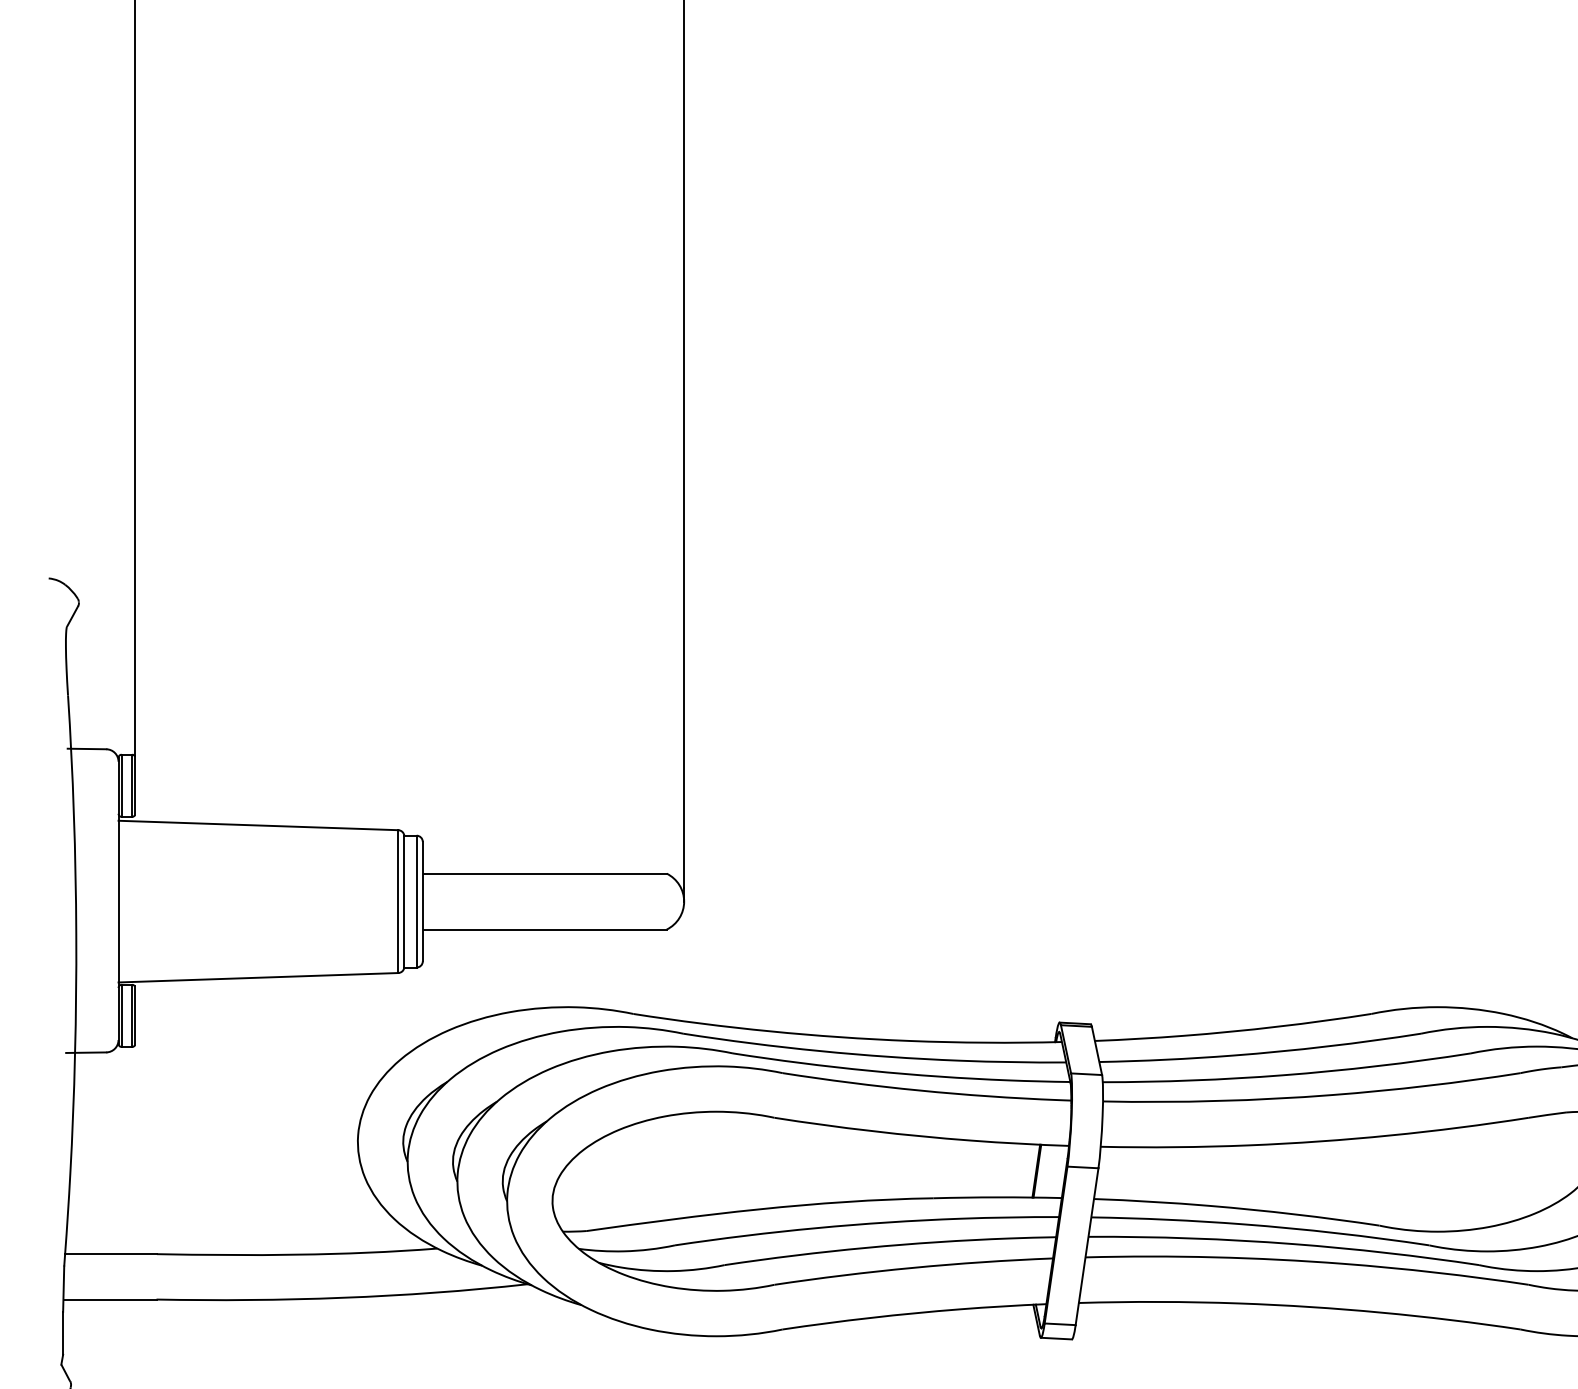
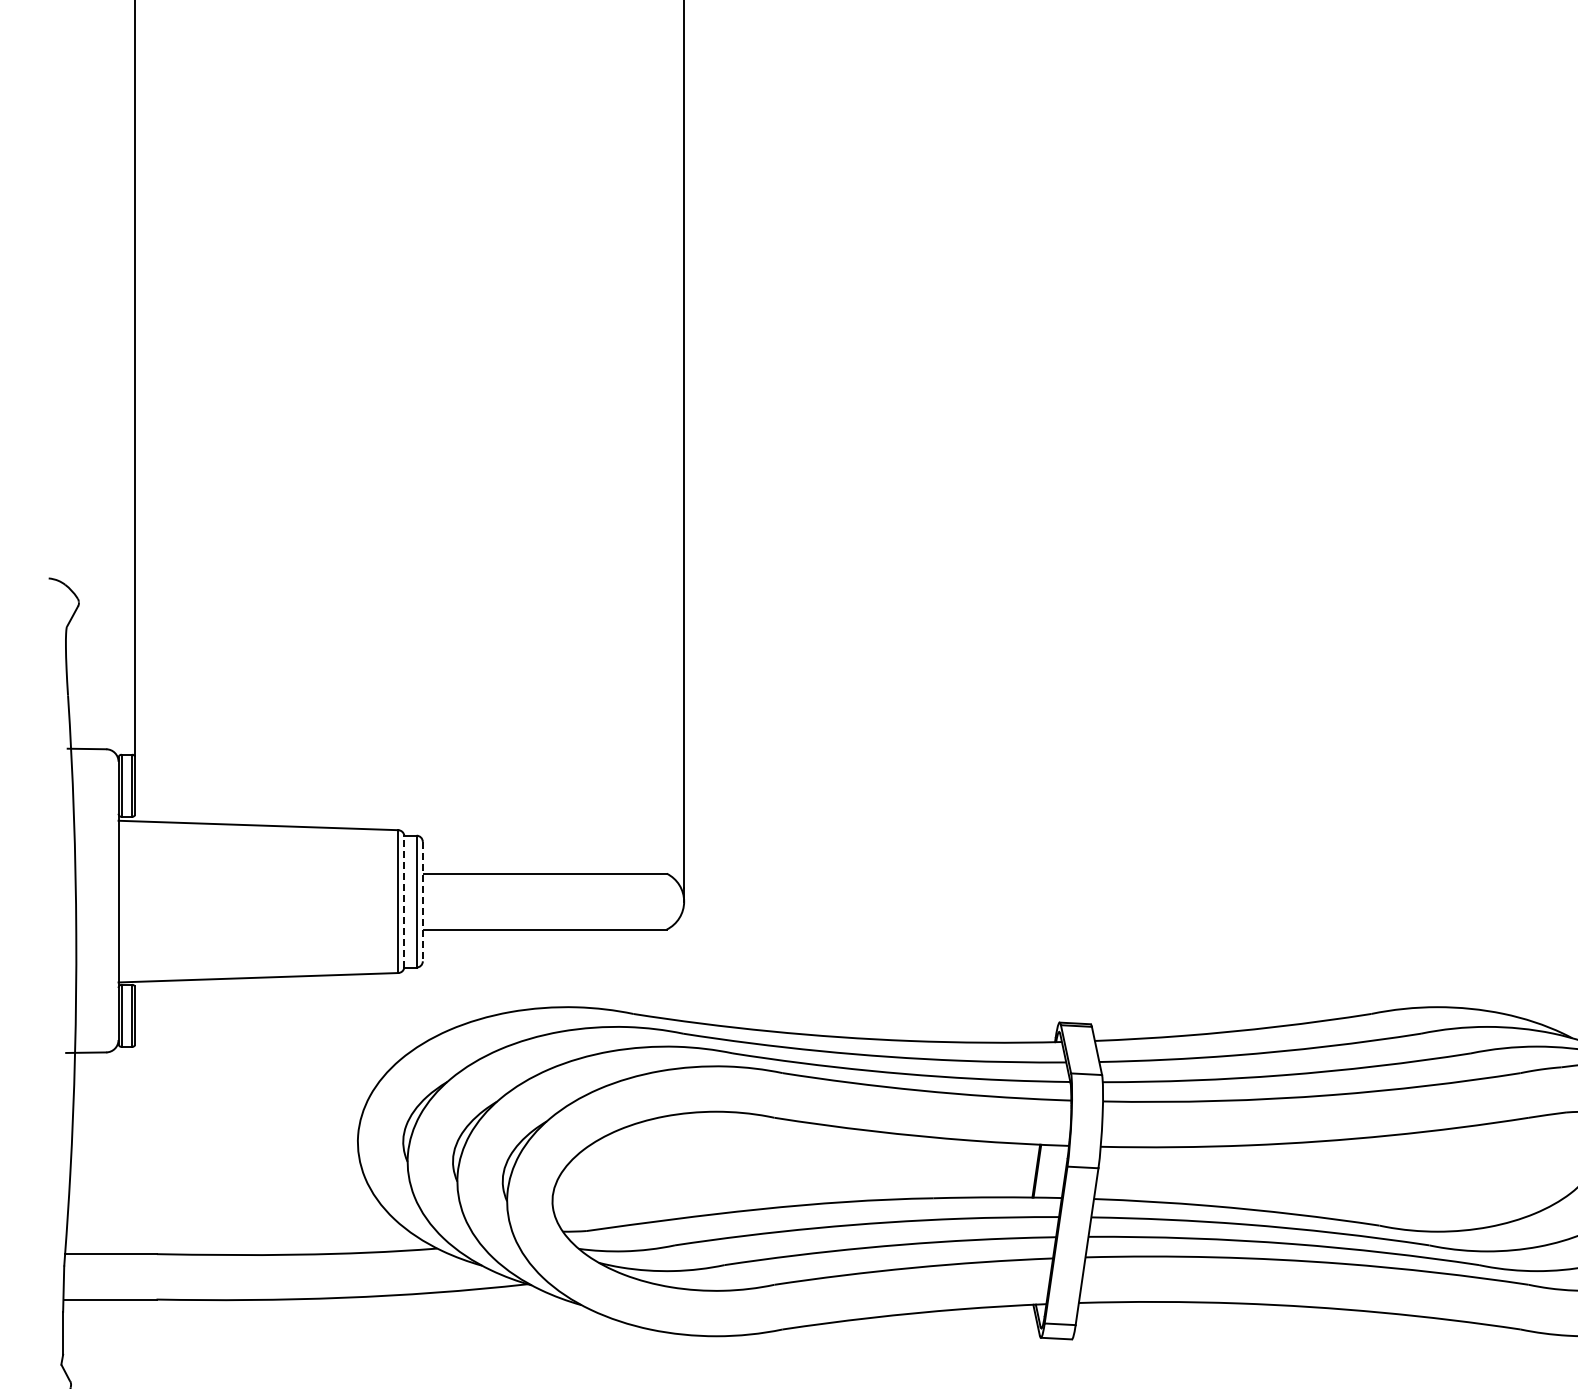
line: solid -> dashed (404, 901)
line: solid -> dashed (422, 901)
